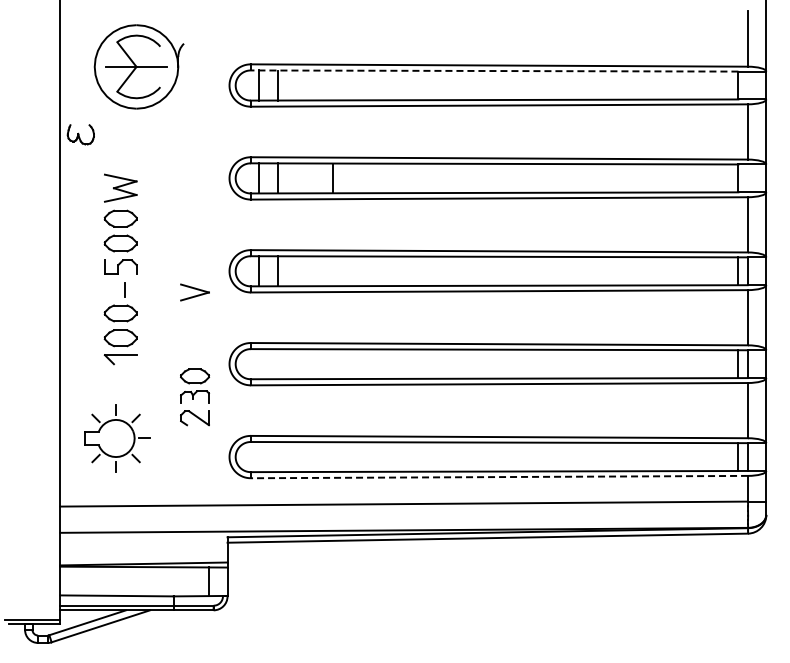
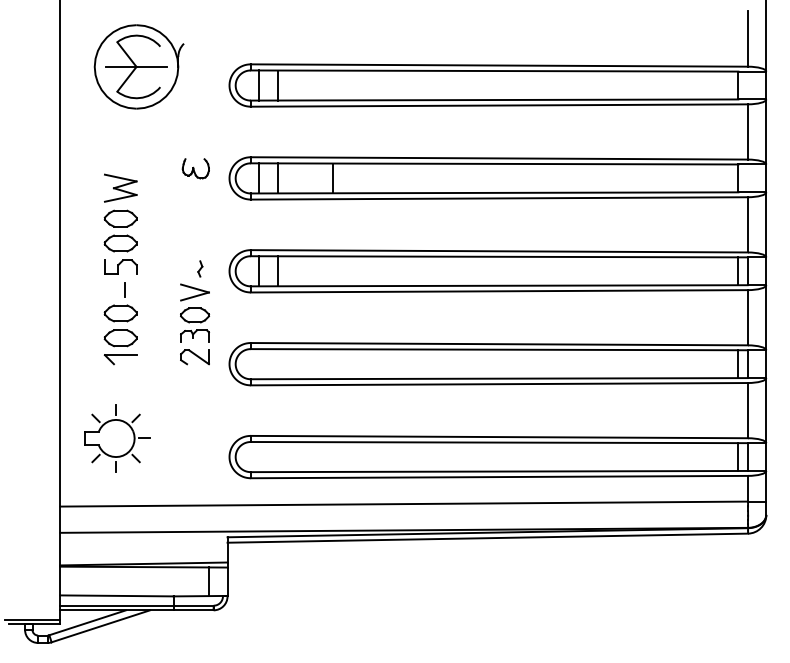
line: dashed -> solid (494, 71)
part position: (80, 134) -> (195, 168) (195, 168)
part: none -> present (200, 268)
part position: (194, 397) -> (194, 336) (194, 336)
line: dashed -> solid (499, 477)
